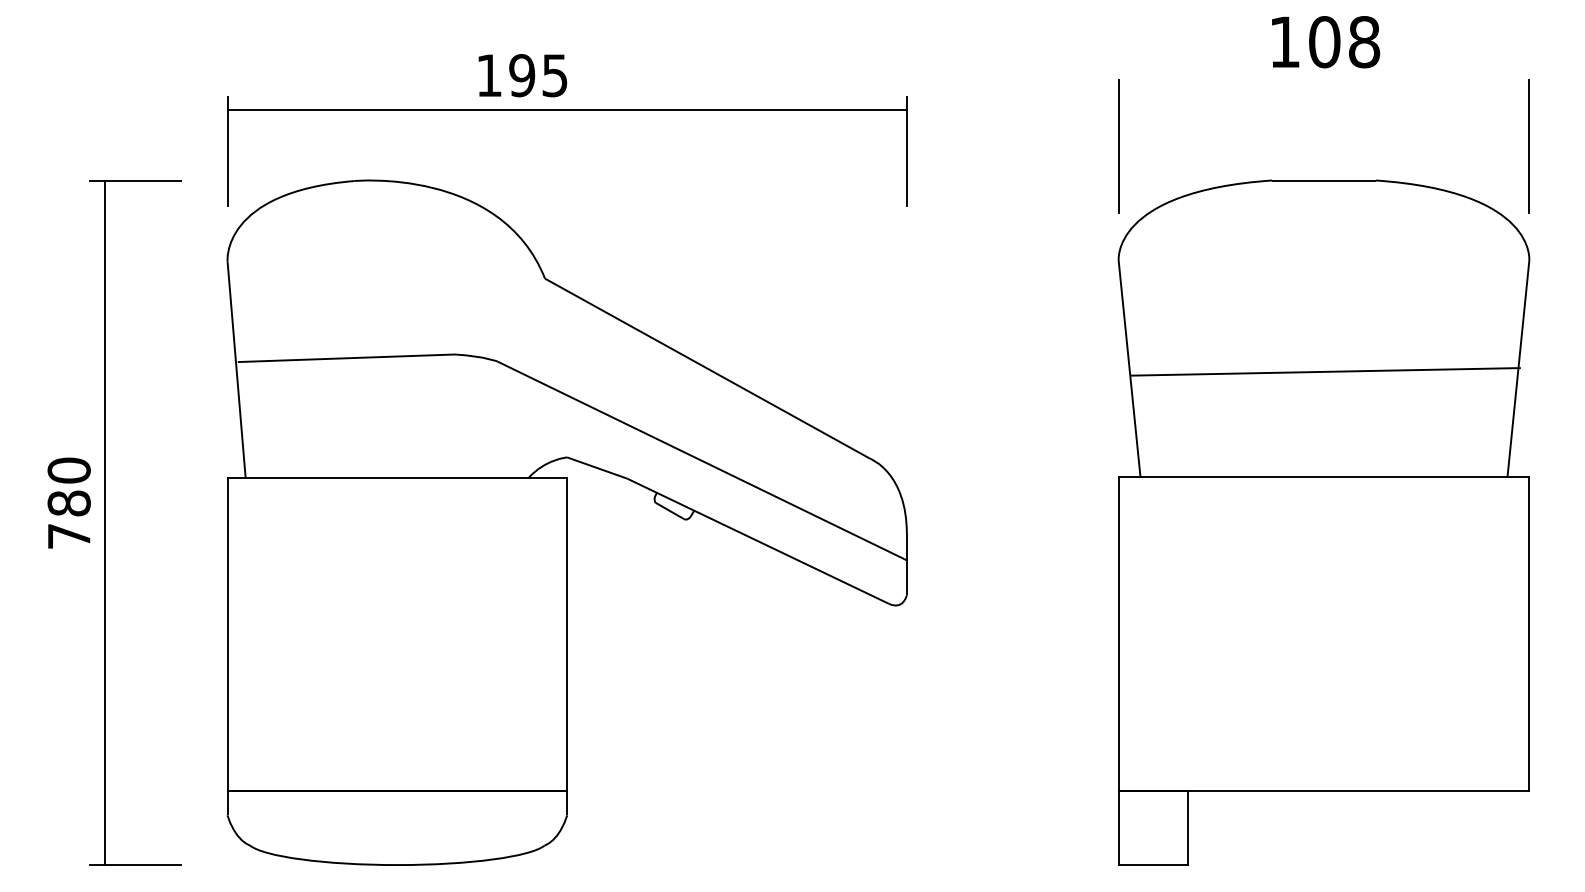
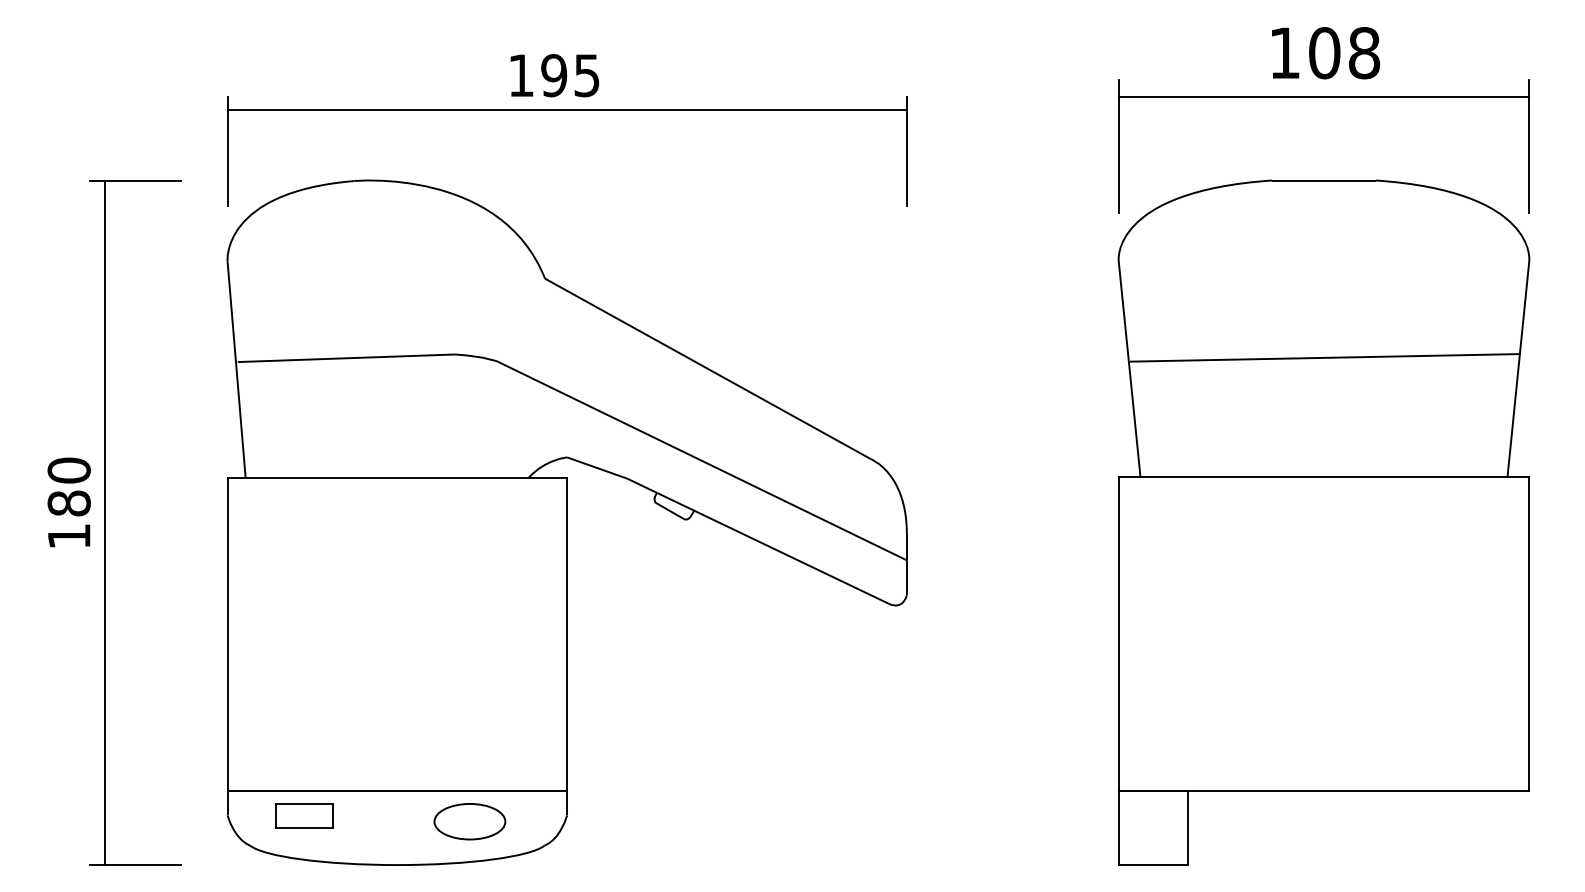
text position: (1326, 42) -> (1326, 53) (1326, 53)
text position: (522, 75) -> (554, 75) (554, 75)
line: none -> present (1323, 96)
line position: (1325, 371) -> (1325, 357) (1325, 357)
text: 780 -> 180 (69, 536)
part: none -> present (304, 815)
part: none -> present (469, 821)
